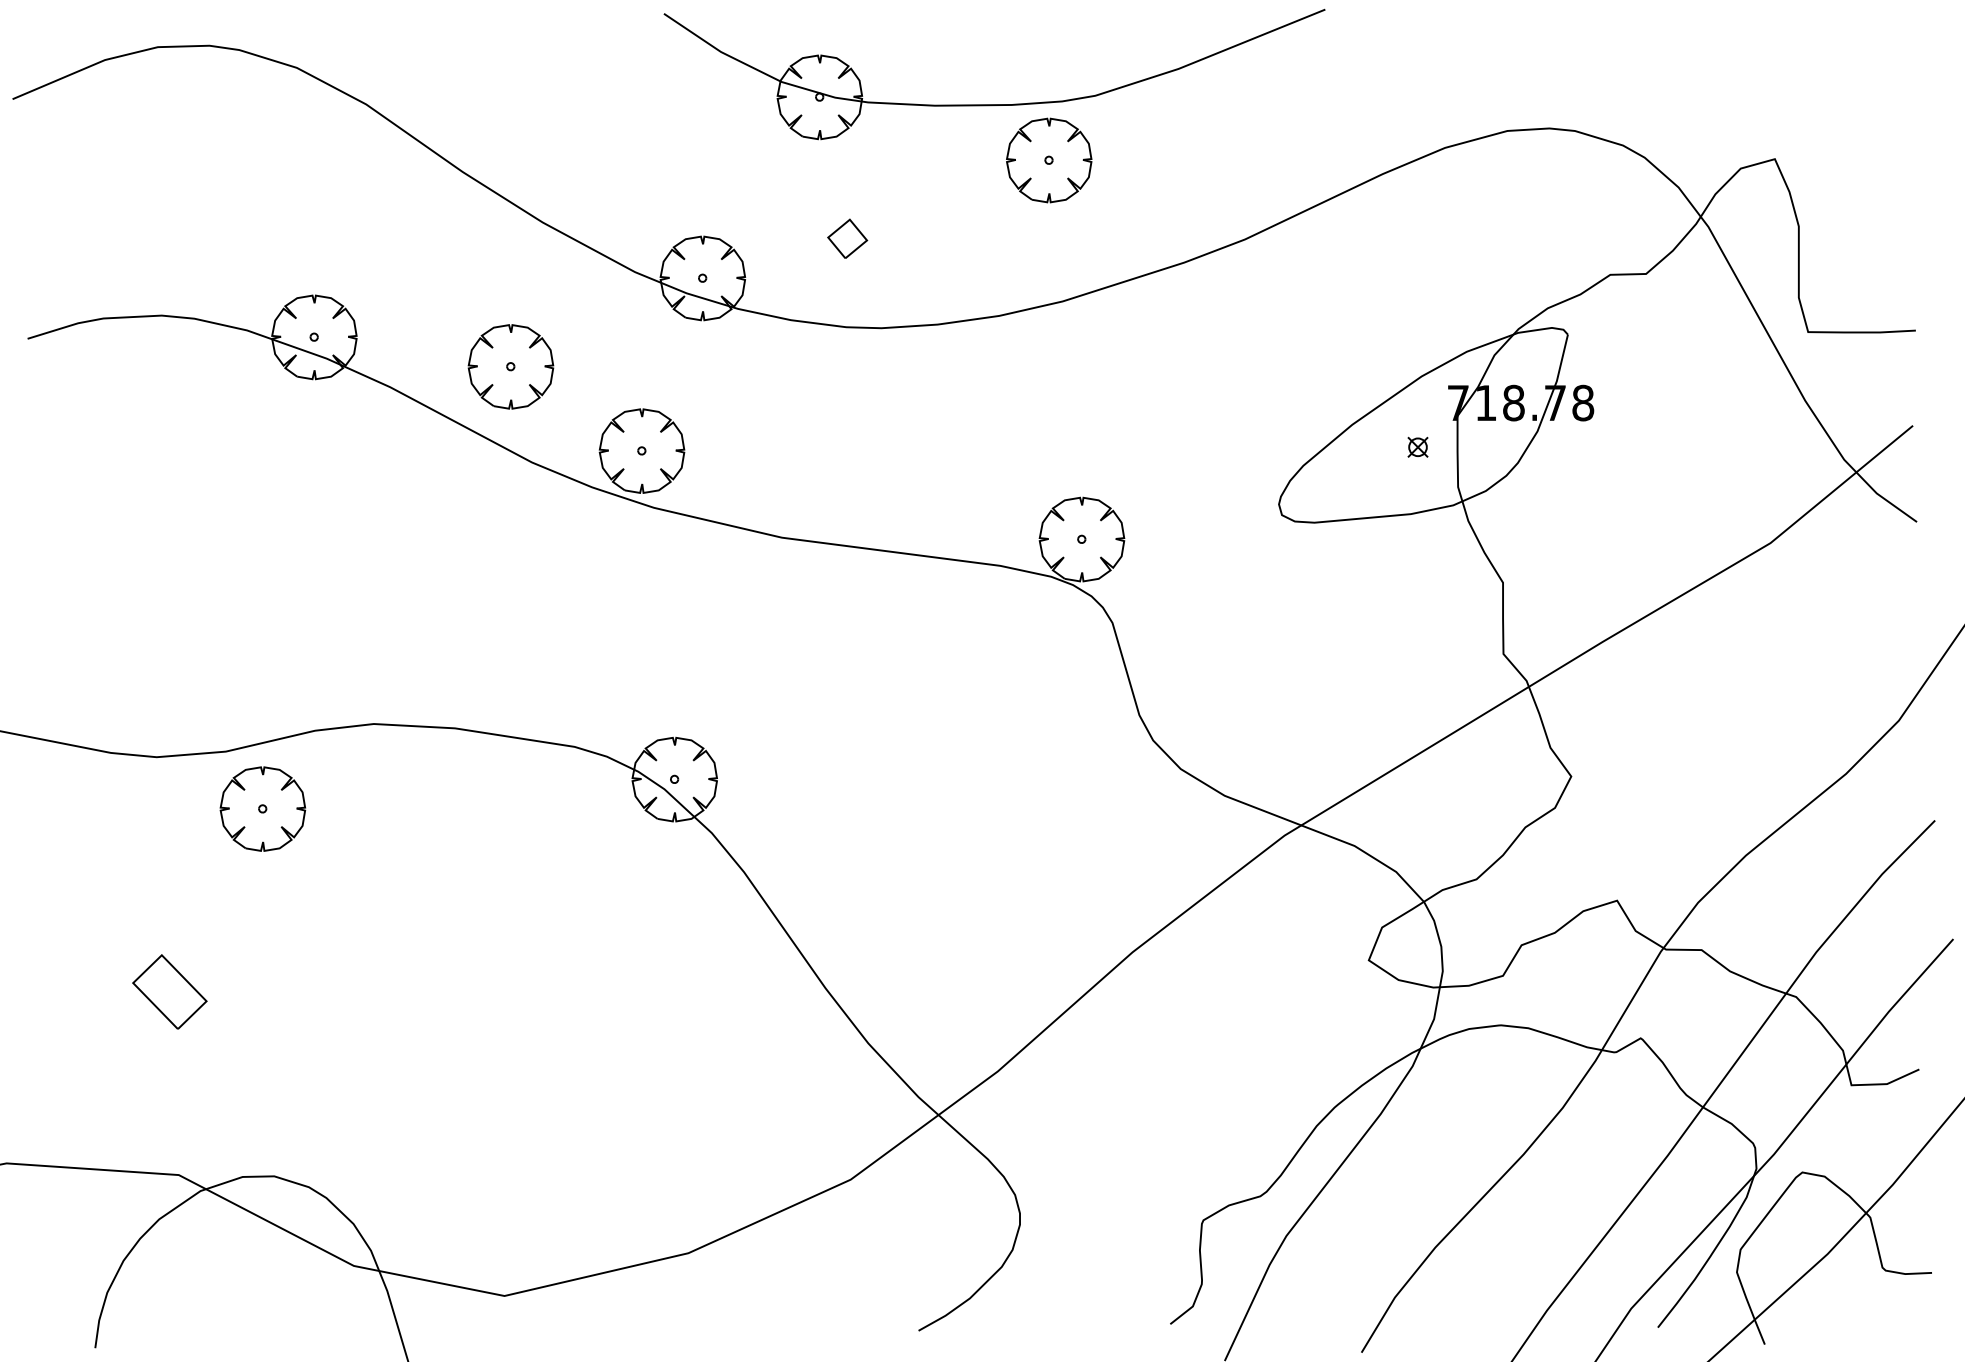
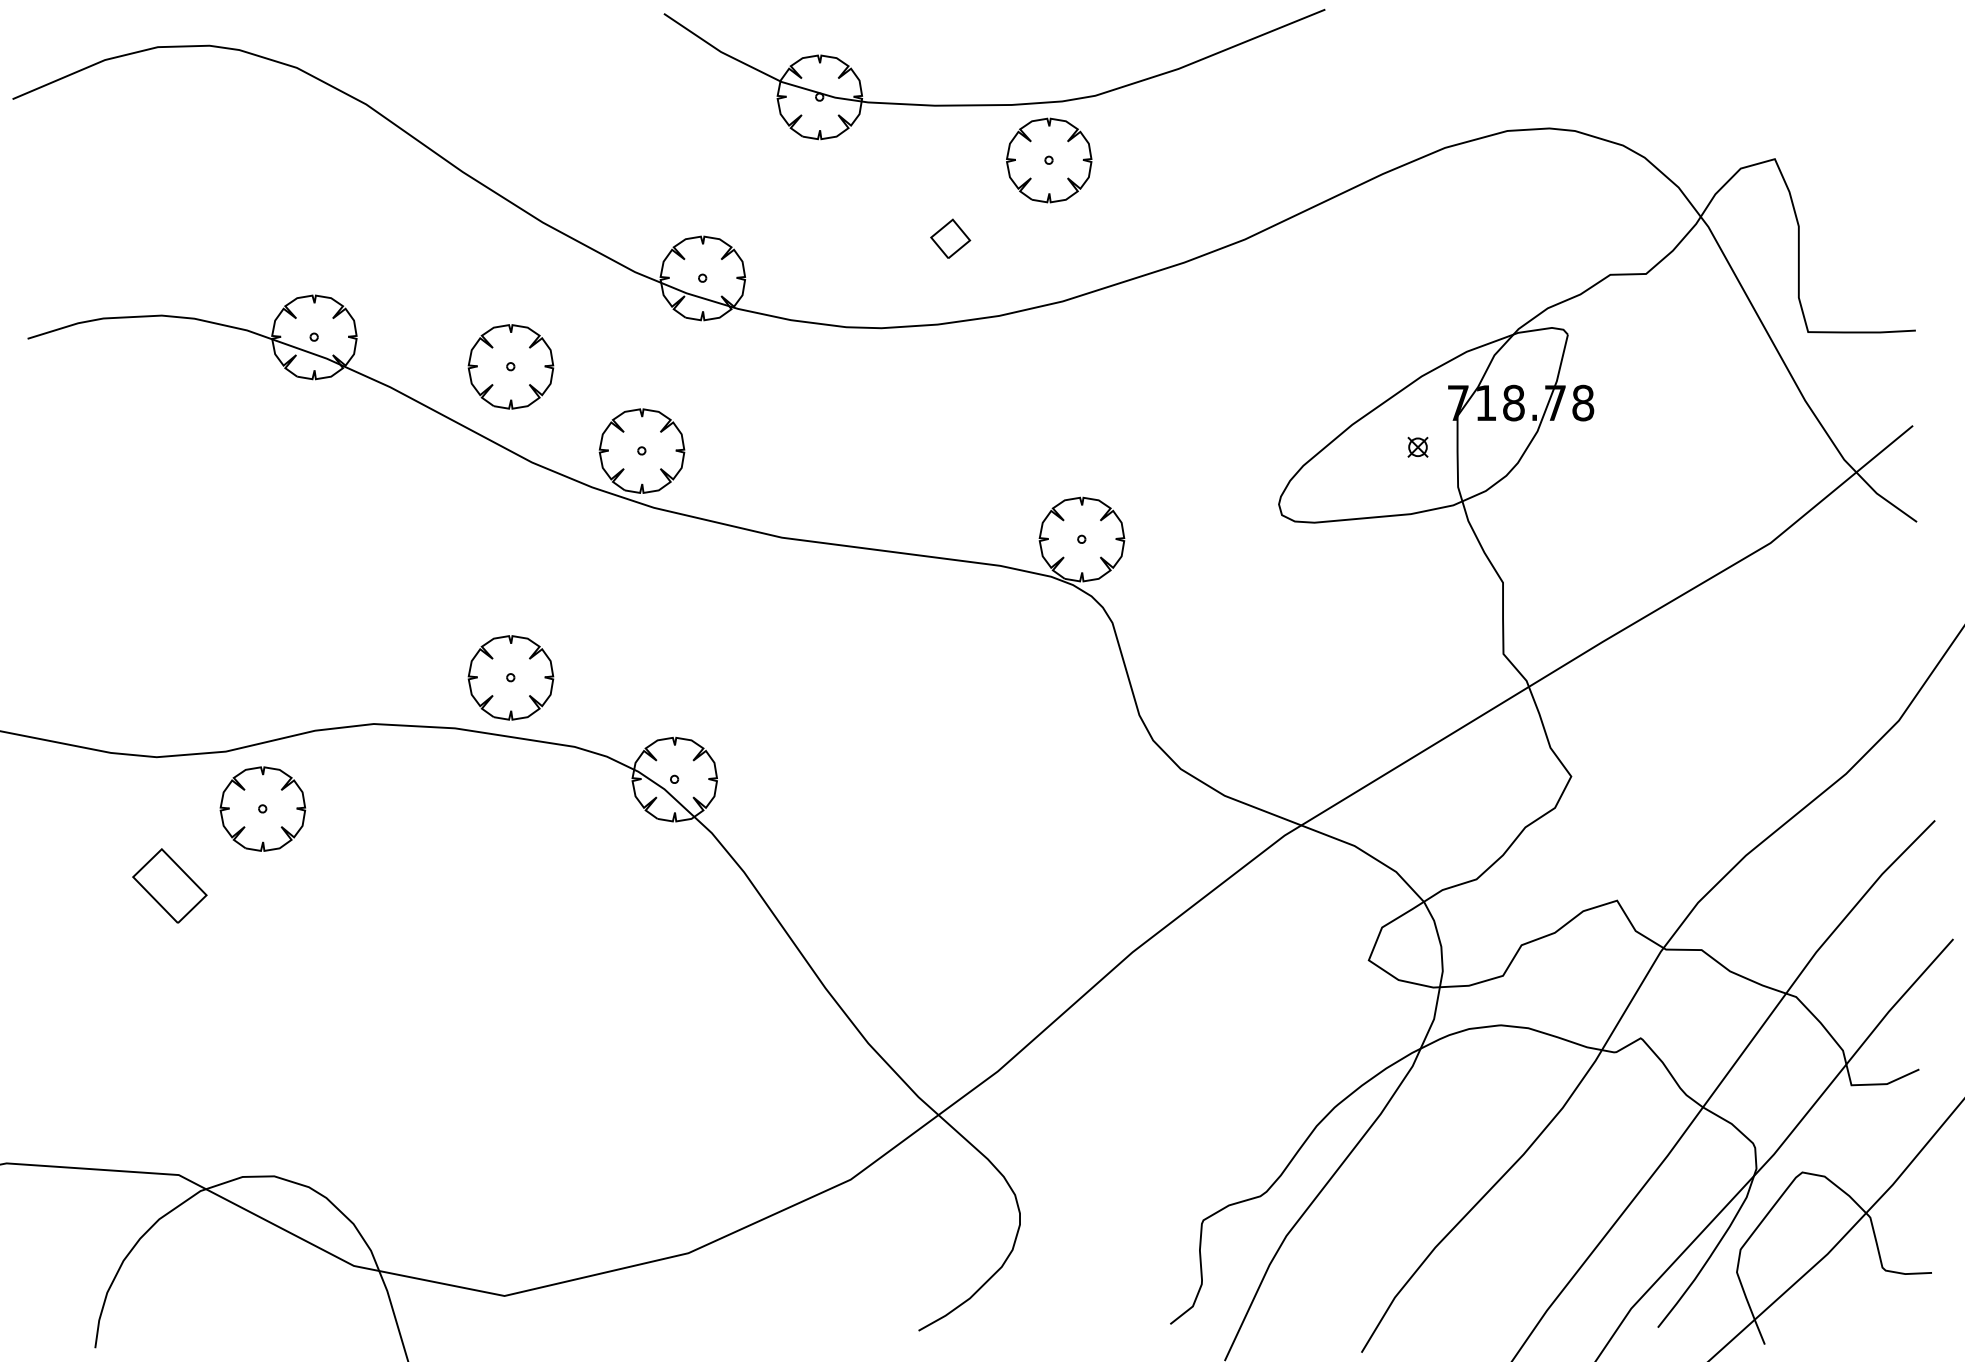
part position: (847, 238) -> (950, 238) (950, 238)
part: none -> present (510, 677)
part position: (169, 991) -> (169, 885) (169, 885)
